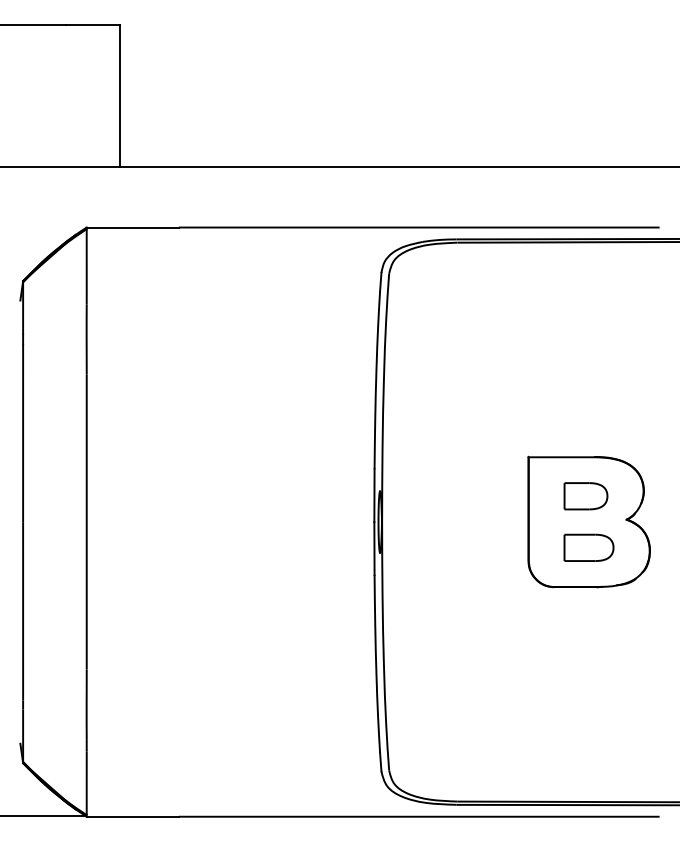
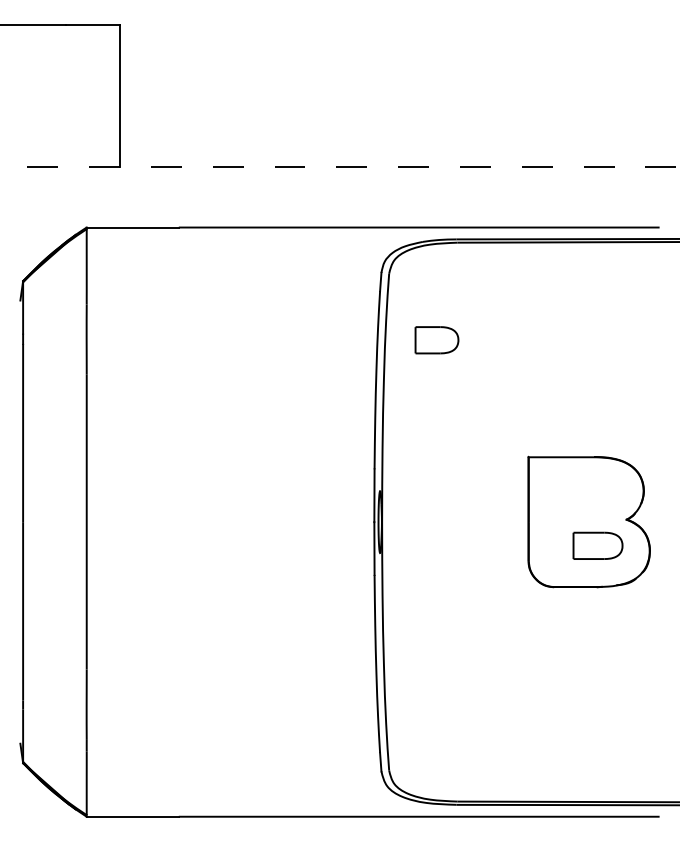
line: solid -> dashed (340, 166)
part position: (585, 496) -> (436, 340) (436, 340)
part position: (588, 547) -> (597, 545) (597, 545)
line: present -> none (43, 815)
